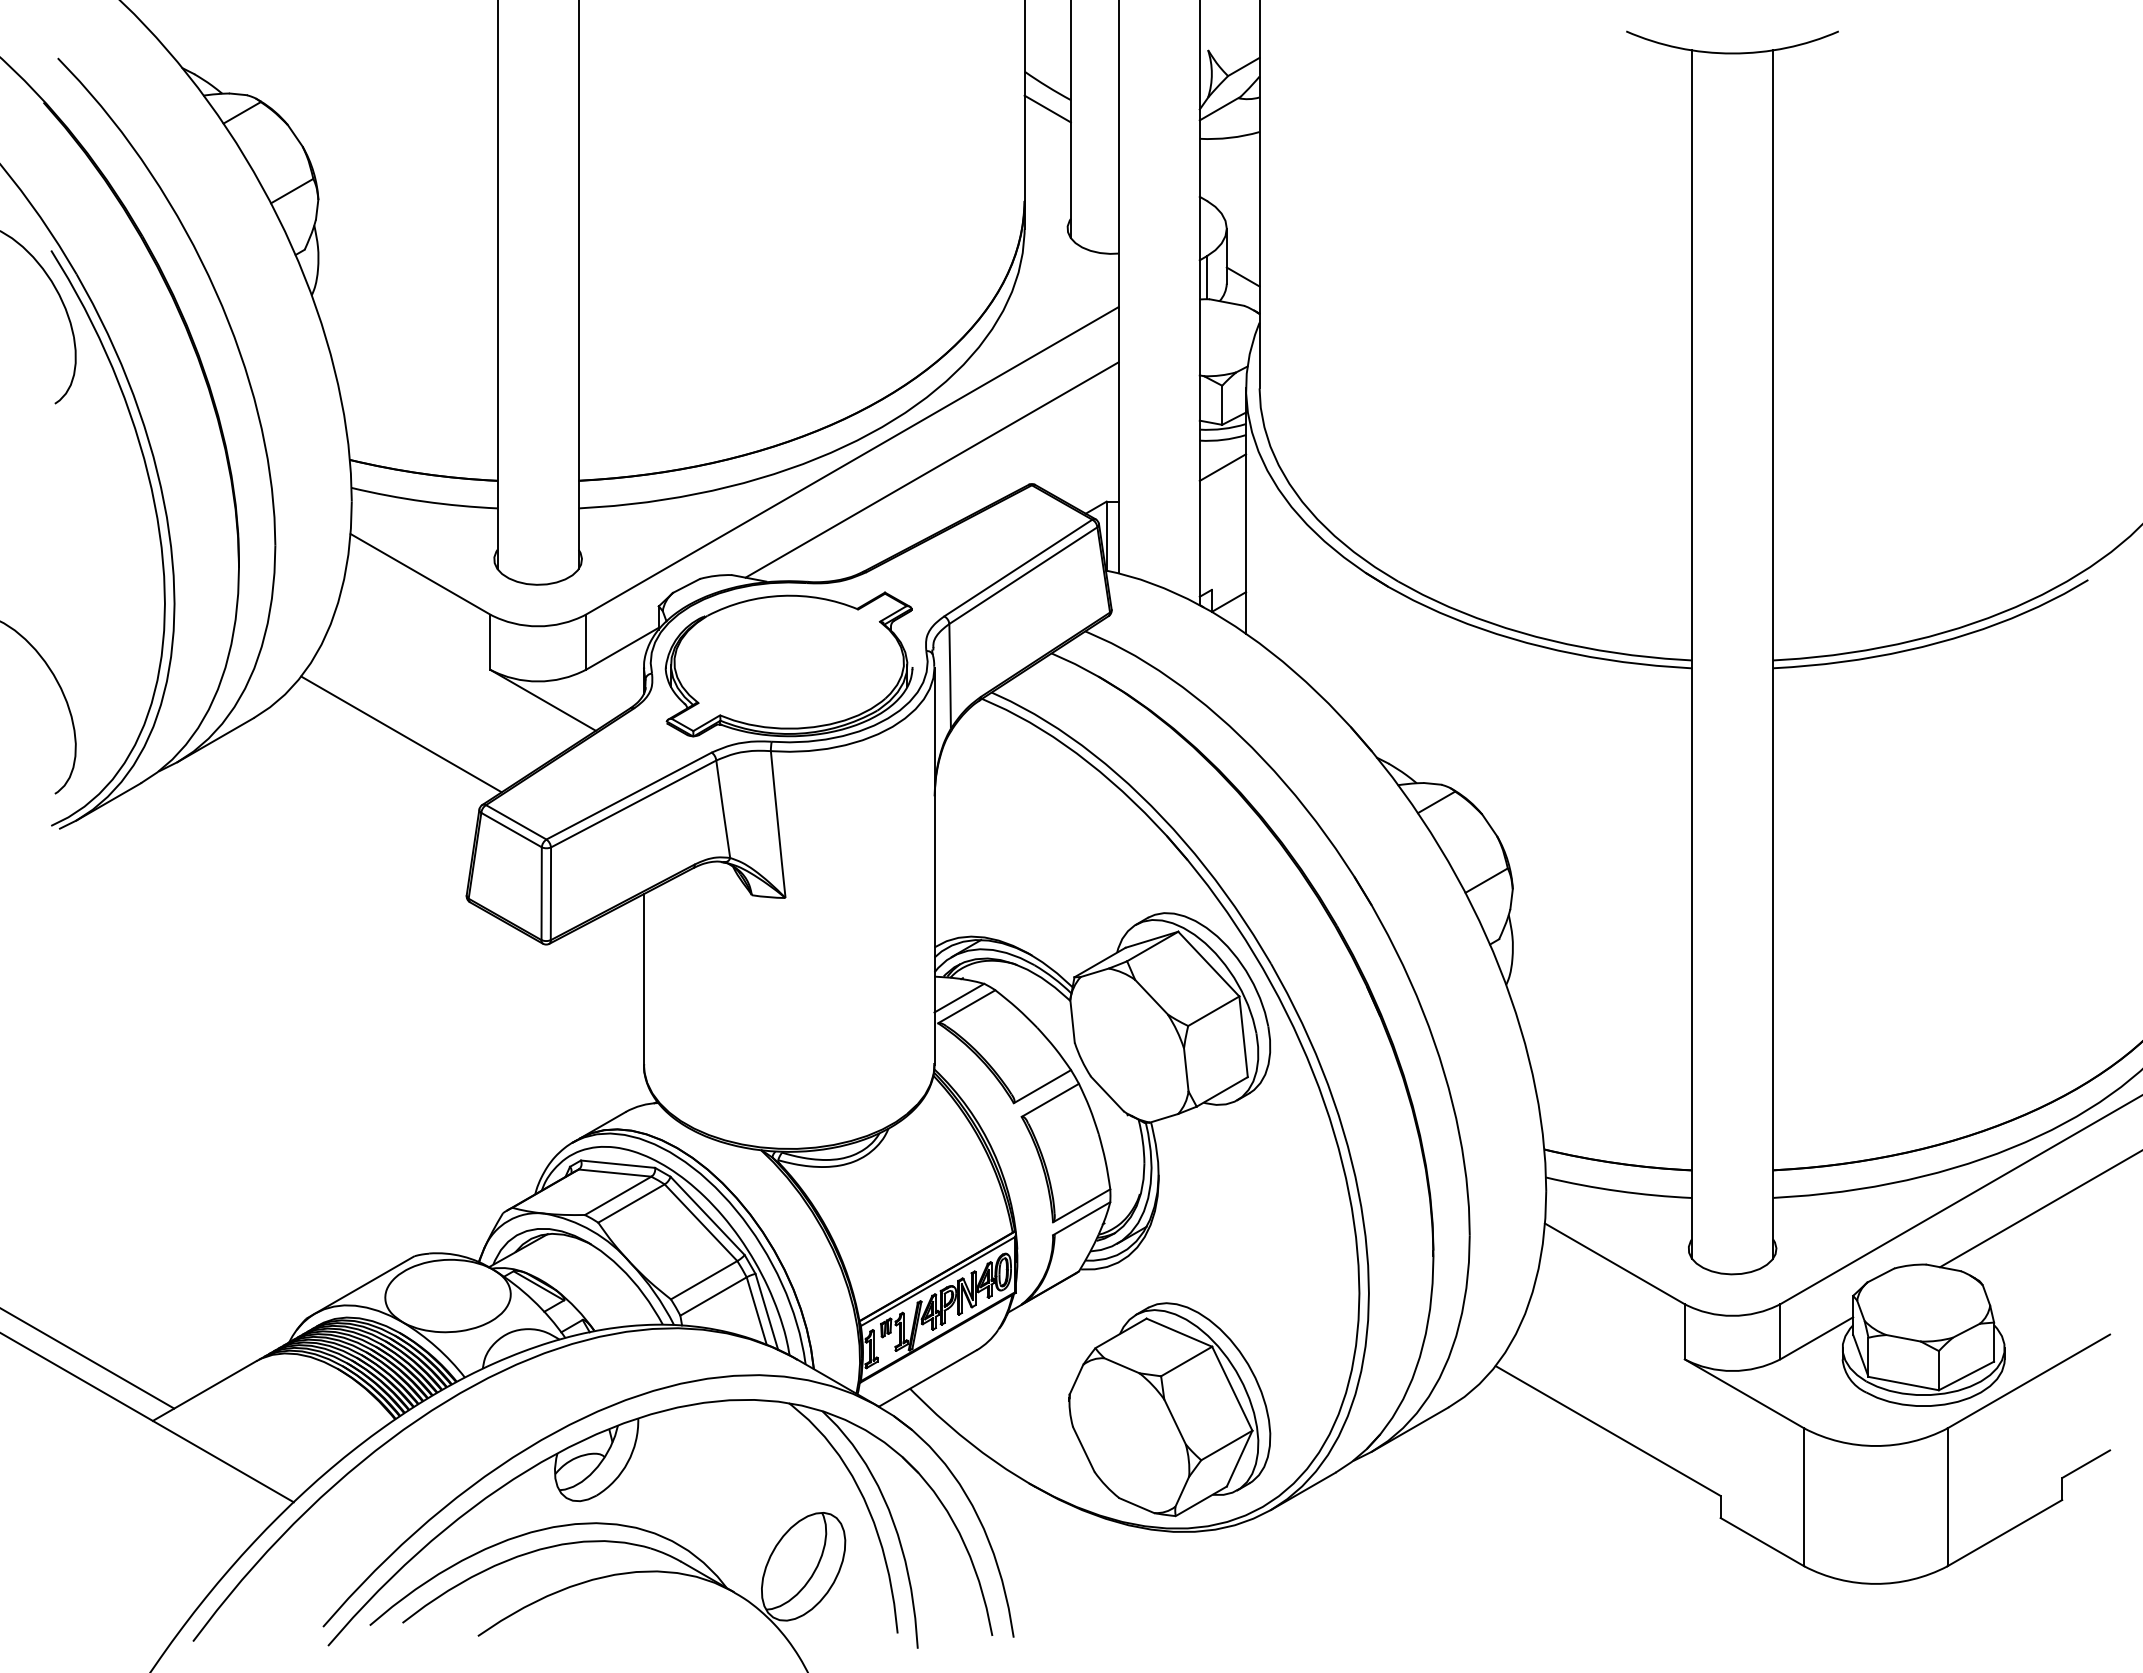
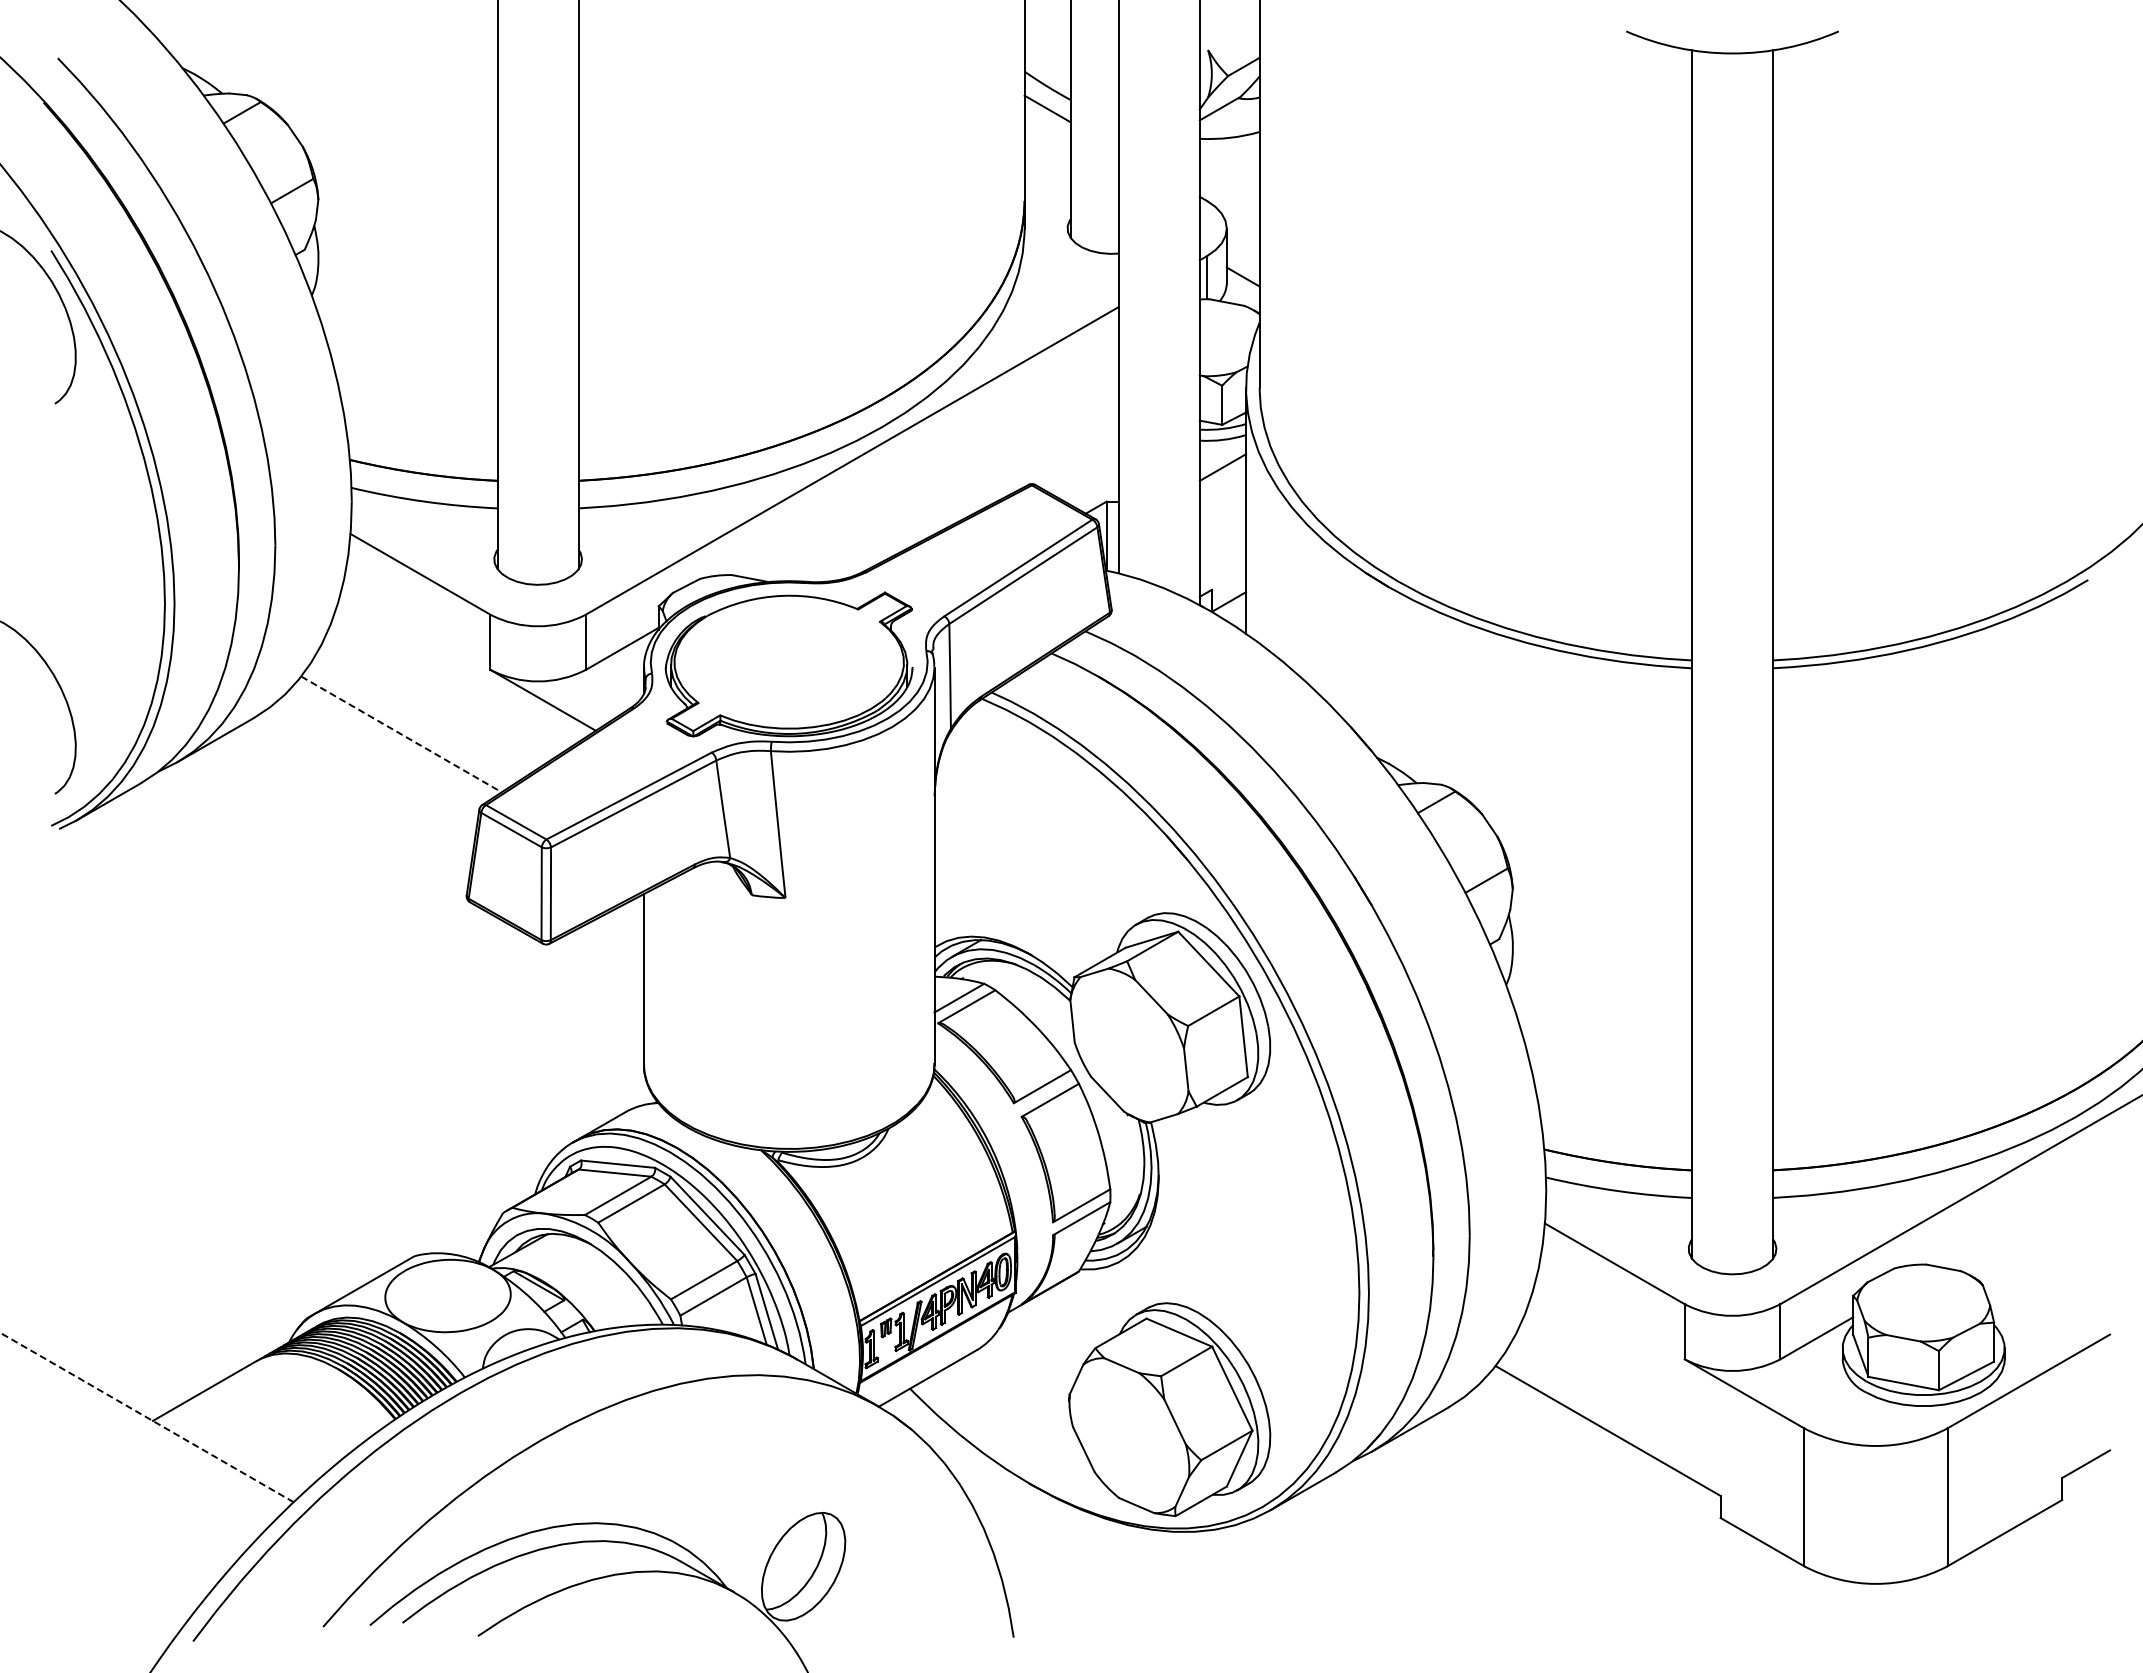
line: present -> none (931, 469)
line: solid -> dashed (401, 734)
line: present -> none (2039, 1209)
line: present -> none (88, 1358)
line: solid -> dashed (146, 1417)
part: present -> none (617, 1479)
